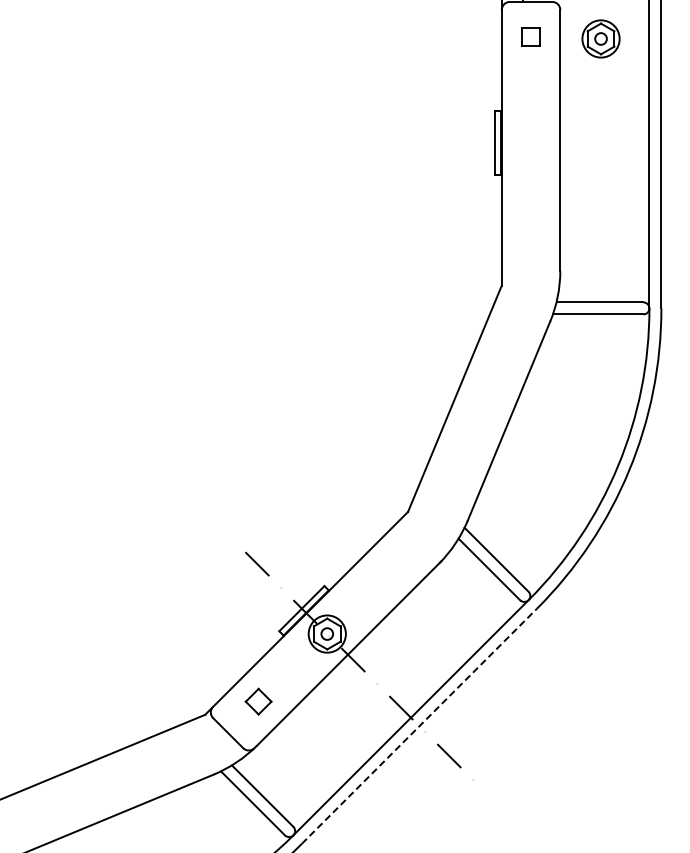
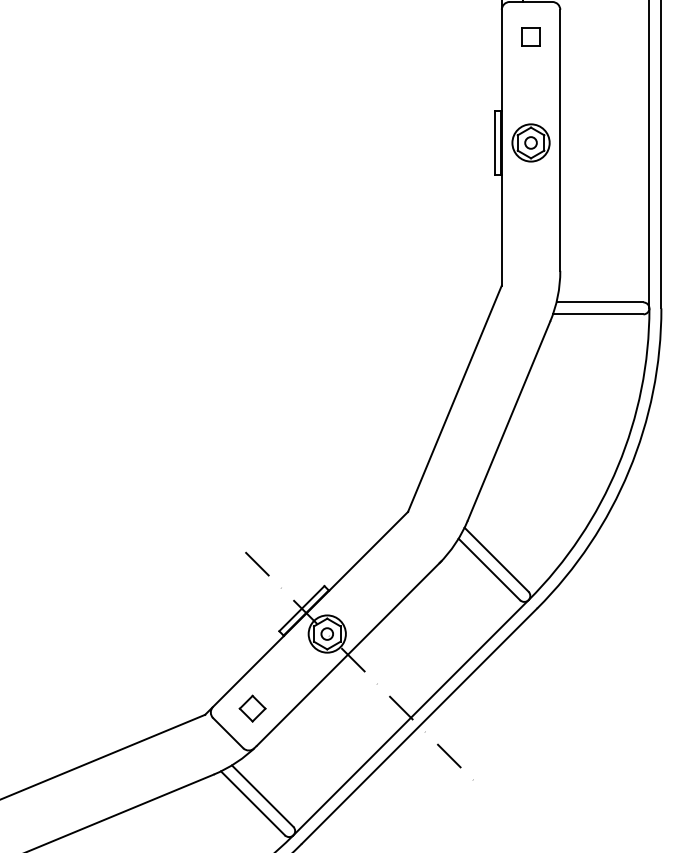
part position: (600, 38) -> (530, 142) (530, 142)
part position: (258, 701) -> (252, 708) (252, 708)
line: dashed -> solid (419, 725)
